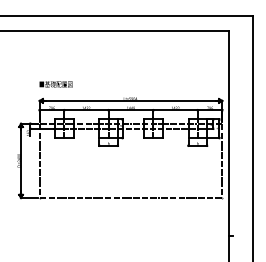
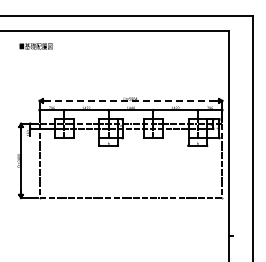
text position: (55, 84) -> (35, 46) (35, 46)
line: solid -> dashed (131, 100)
